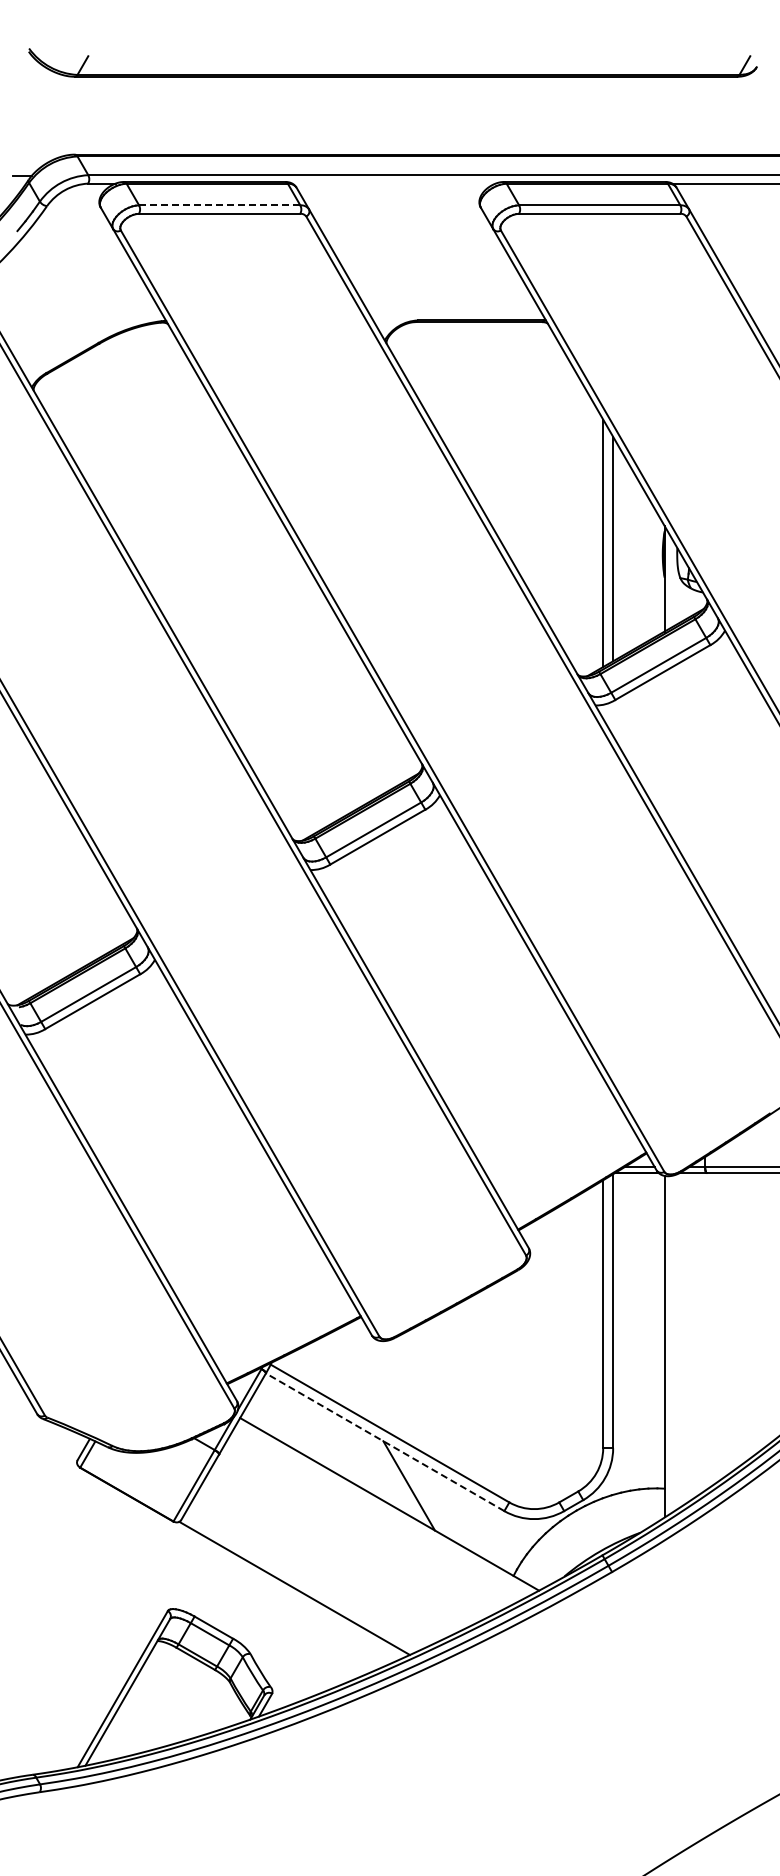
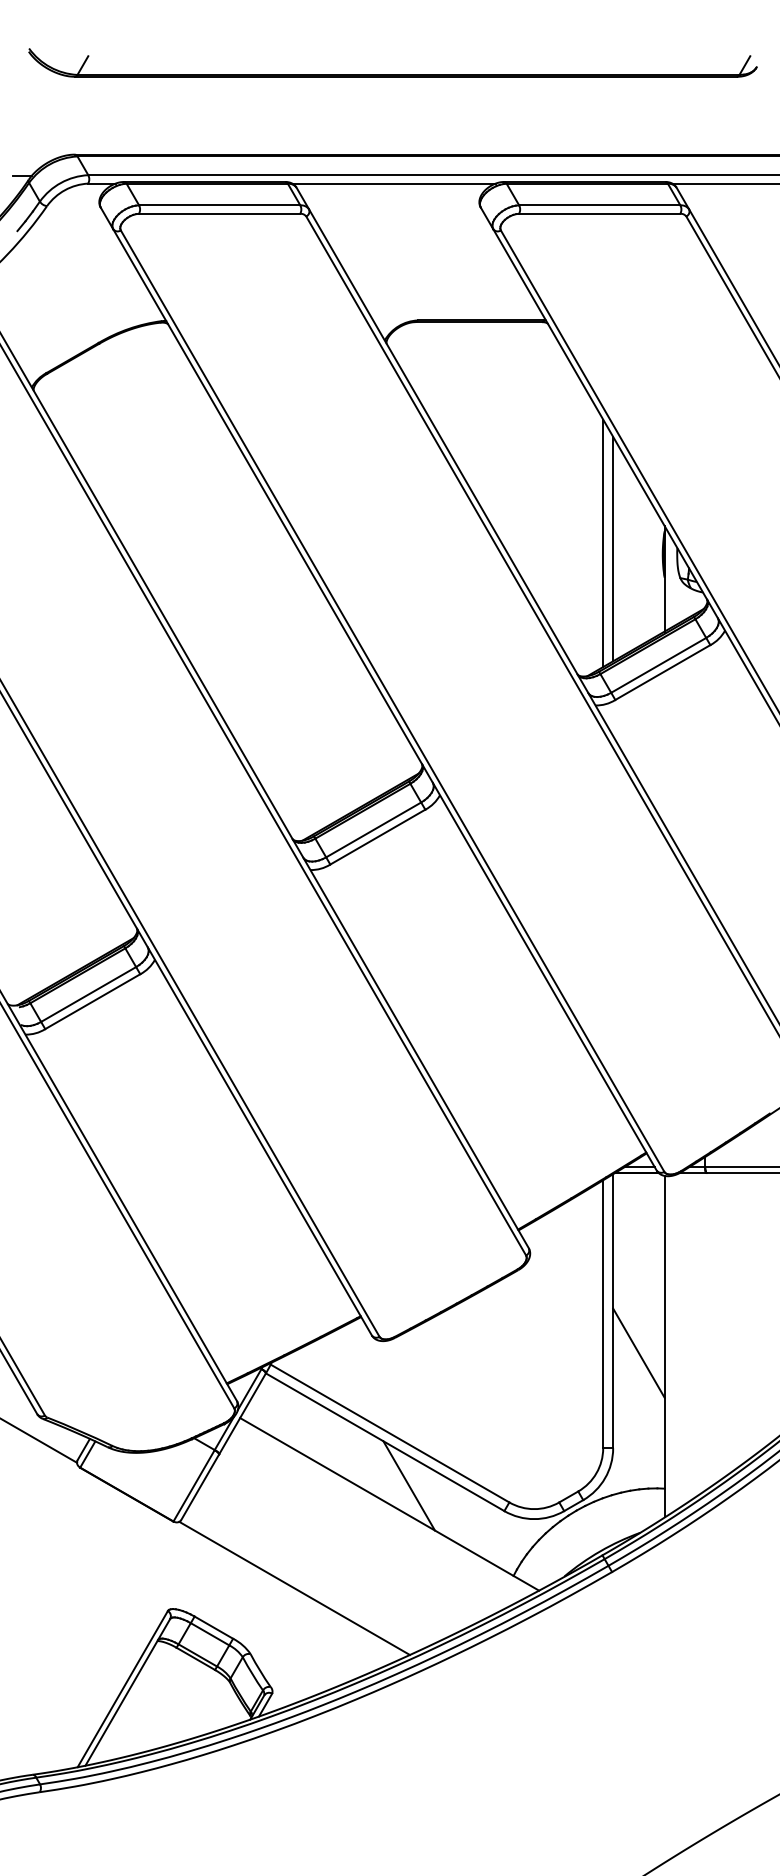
line: none -> present (393, 183)
line: dashed -> solid (219, 205)
line: none -> present (638, 1352)
line: none -> present (39, 1440)
line: dashed -> solid (385, 1442)
